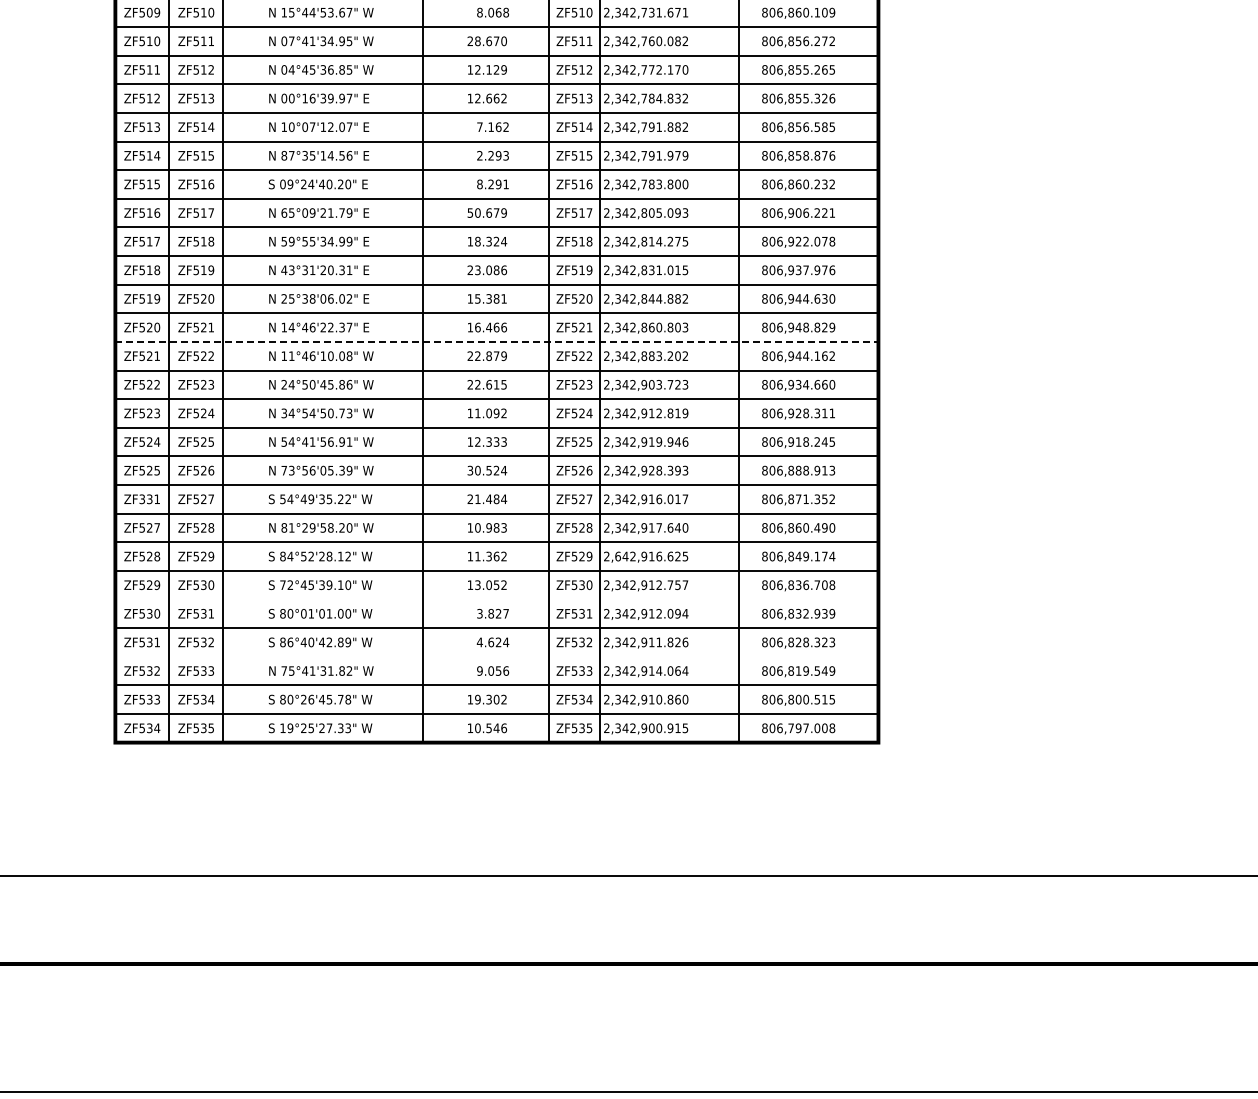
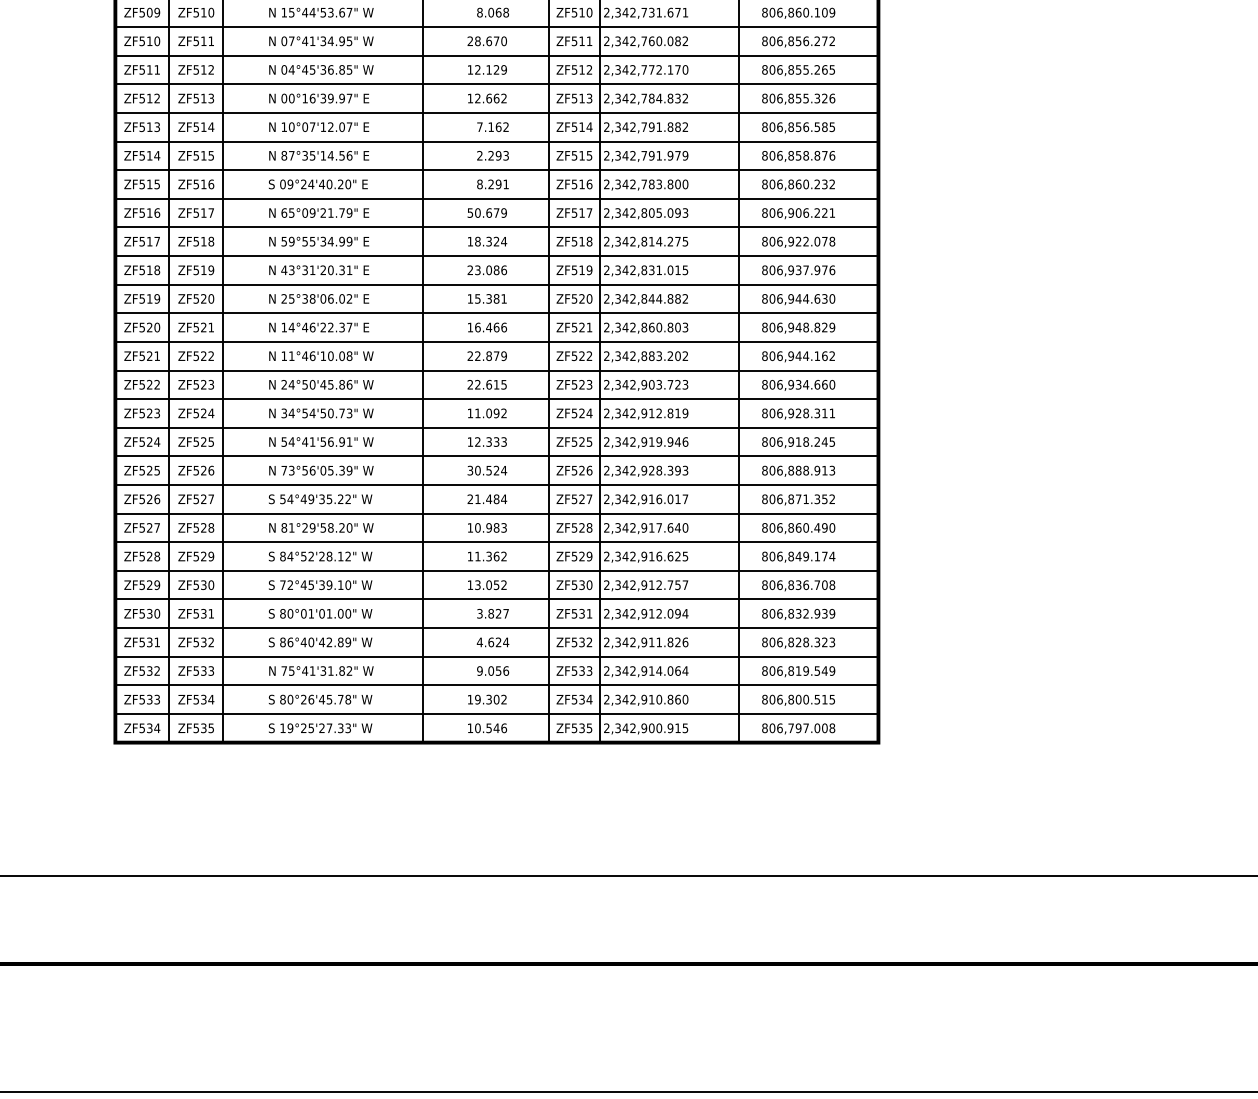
line: dashed -> solid (496, 341)
text: ZF331 -> ZF526 (149, 499)
text: 2,642,916.625 -> 2,342,916.625 (617, 556)
line: none -> present (496, 599)
line: none -> present (496, 656)
